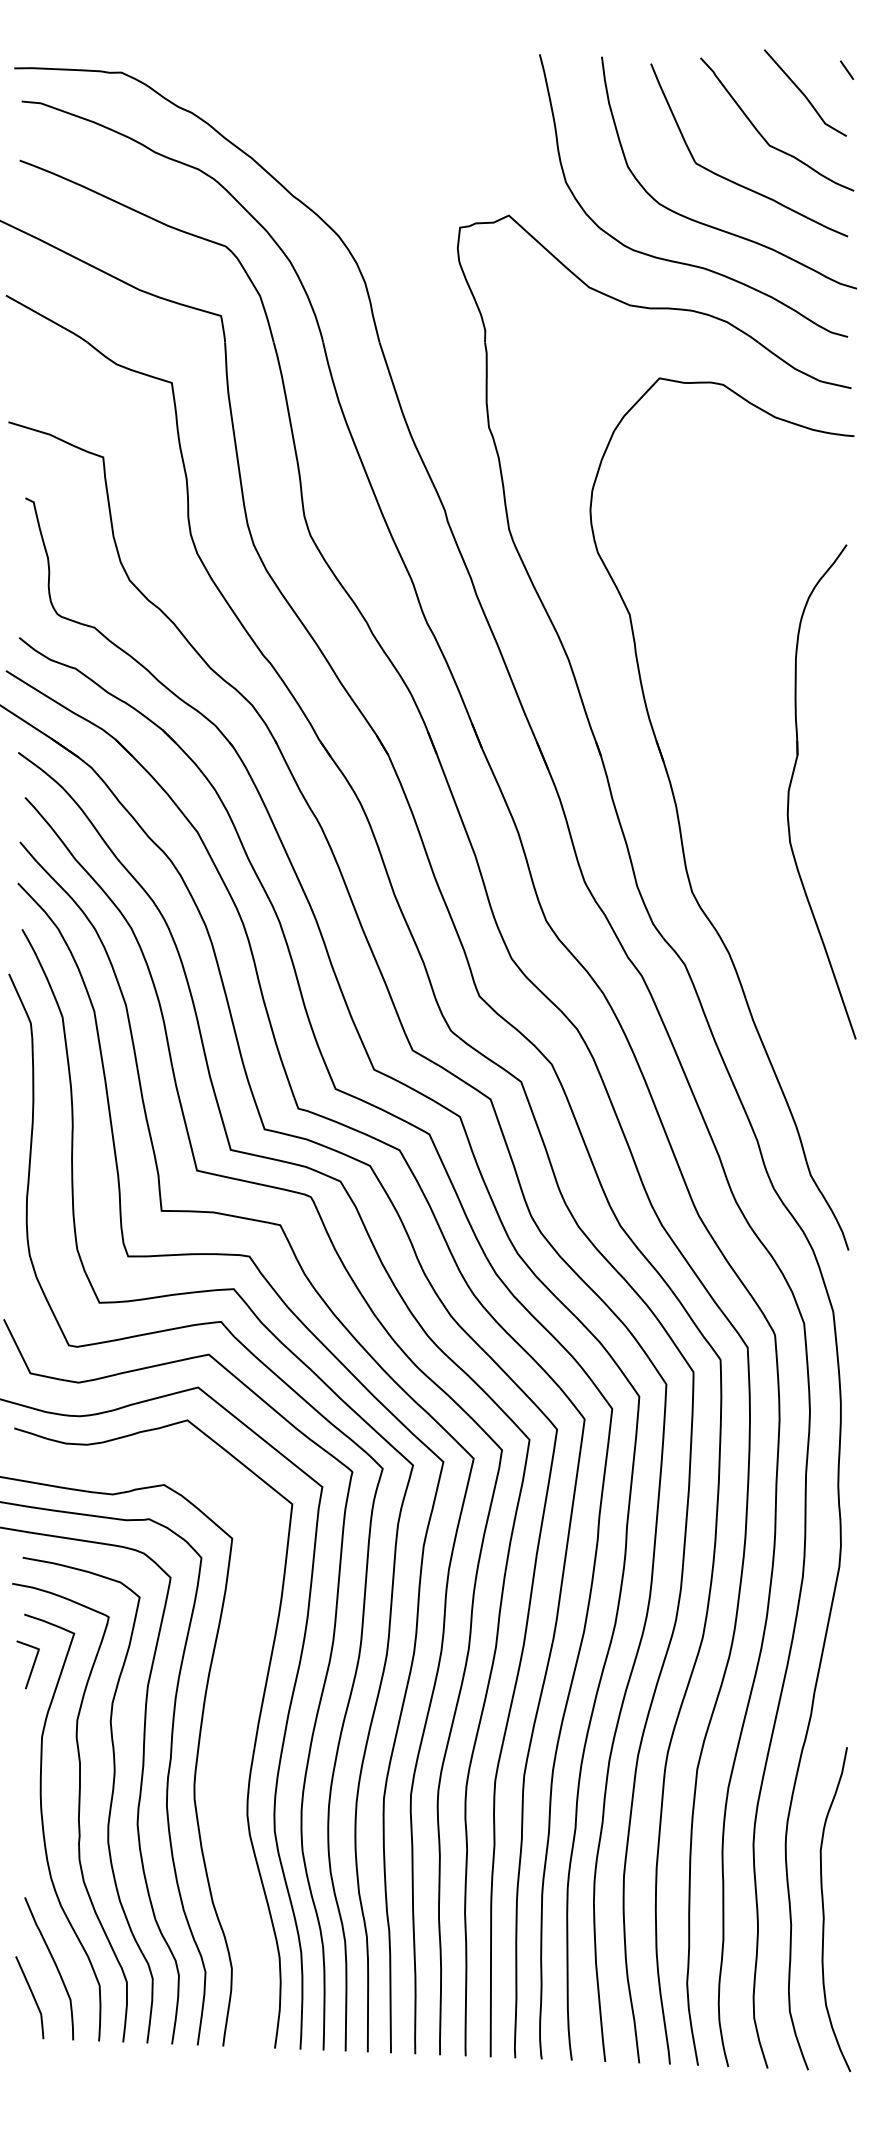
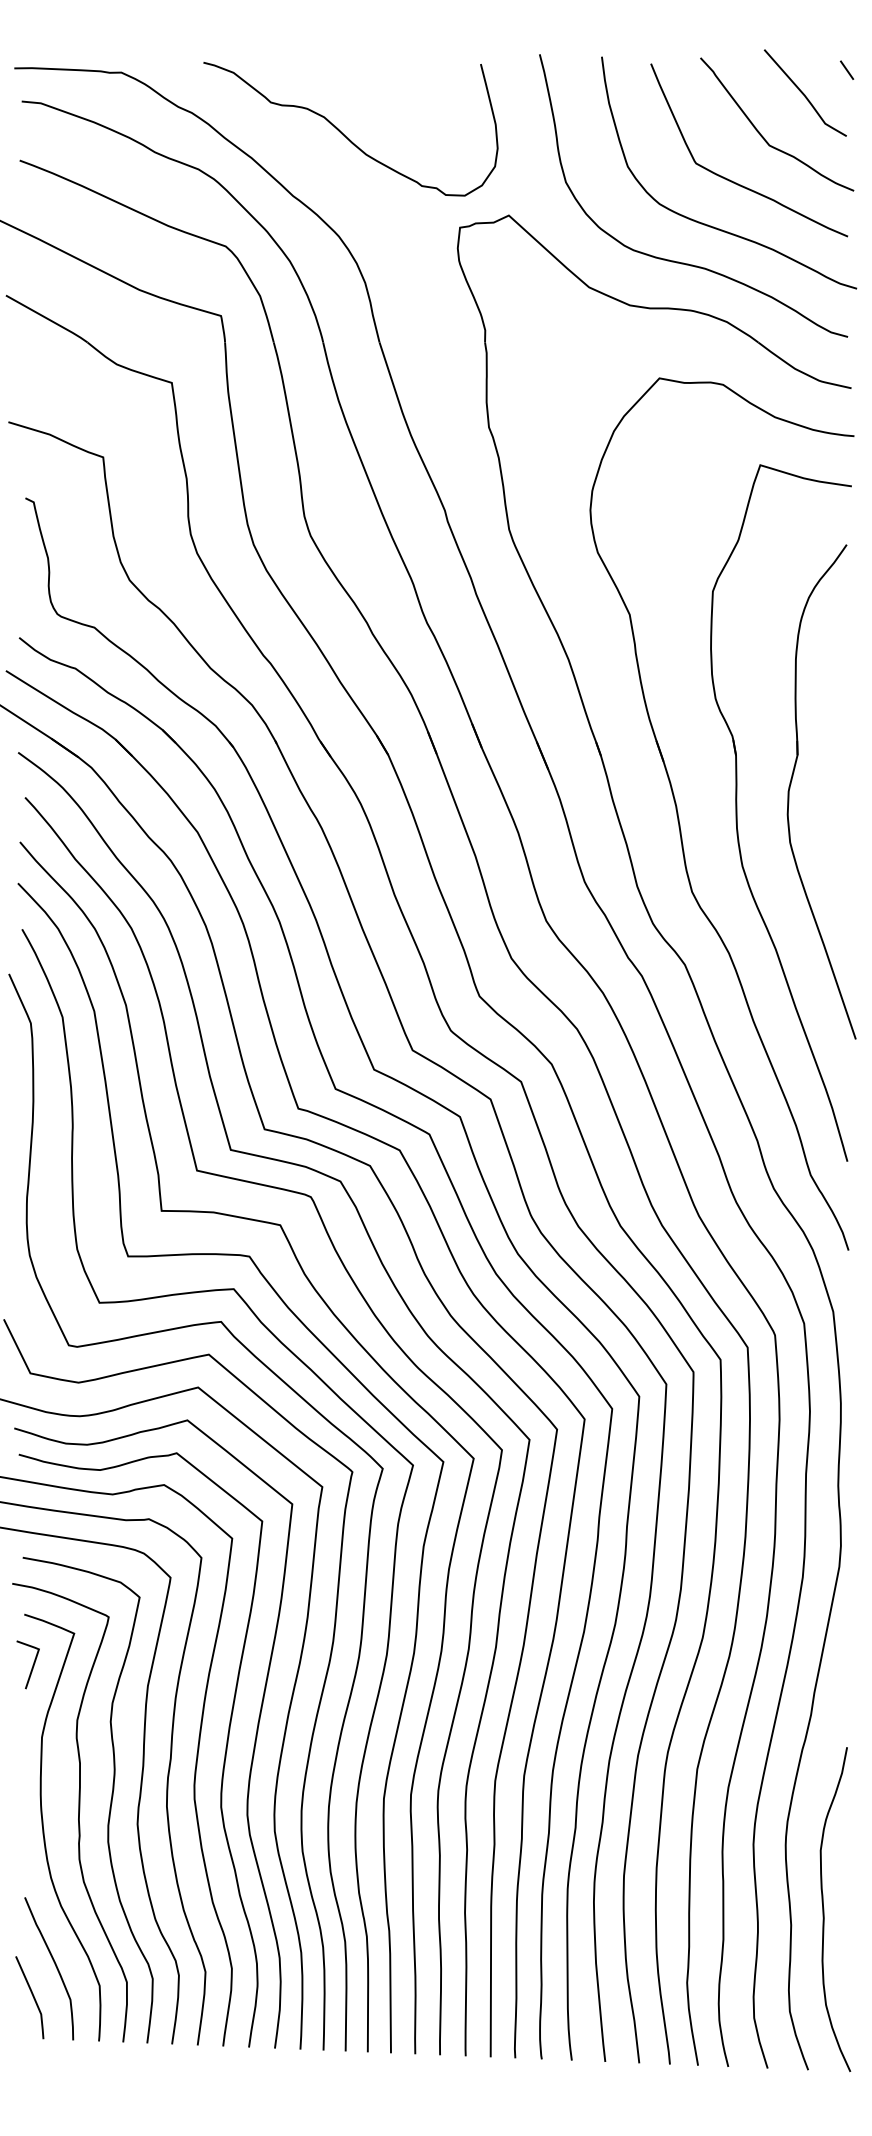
curve: none -> present (344, 134)
part: none -> present (737, 812)
curve: none -> present (223, 1761)
